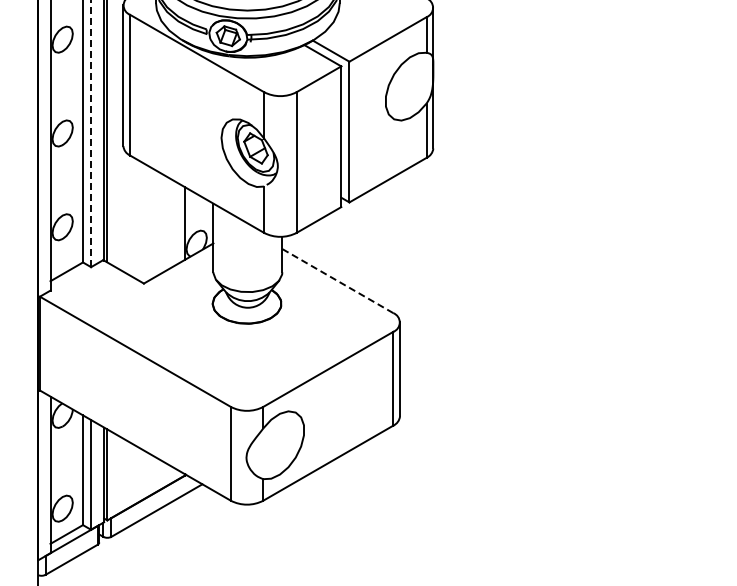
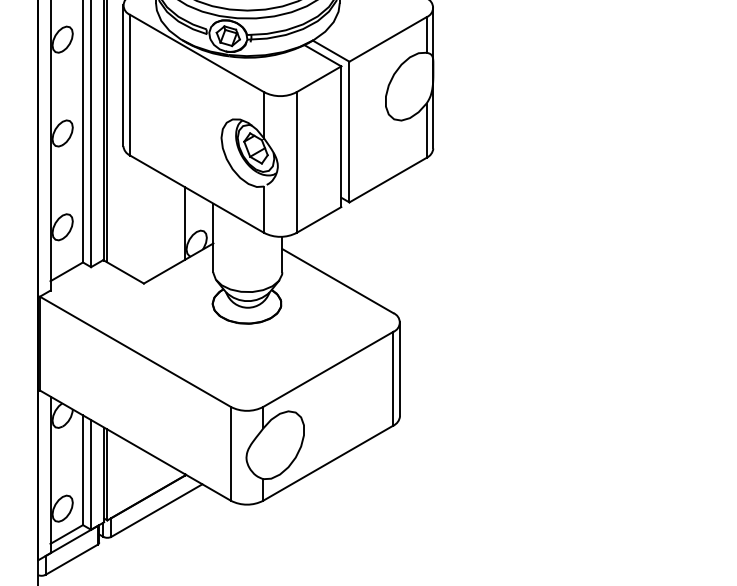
line: dashed -> solid (91, 133)
line: dashed -> solid (337, 280)
